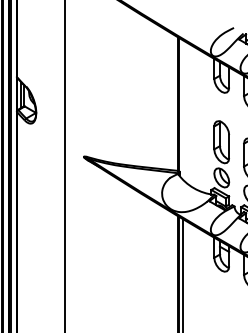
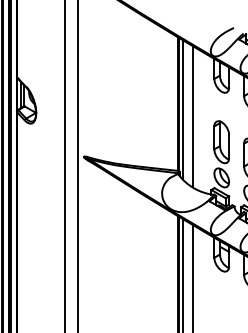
line: none -> present (182, 109)
line: none -> present (192, 116)
line: none -> present (77, 165)
line: none -> present (192, 276)
